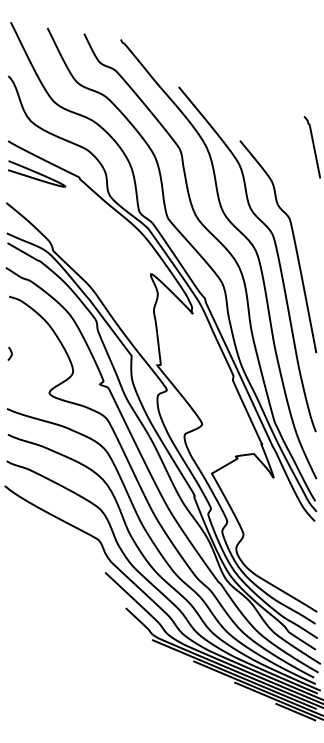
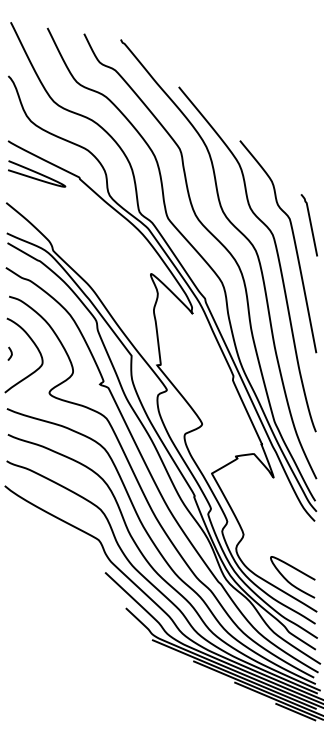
curve position: (313, 147) -> (310, 225) (310, 225)
curve: none -> present (36, 348)
curve: none -> present (288, 580)
